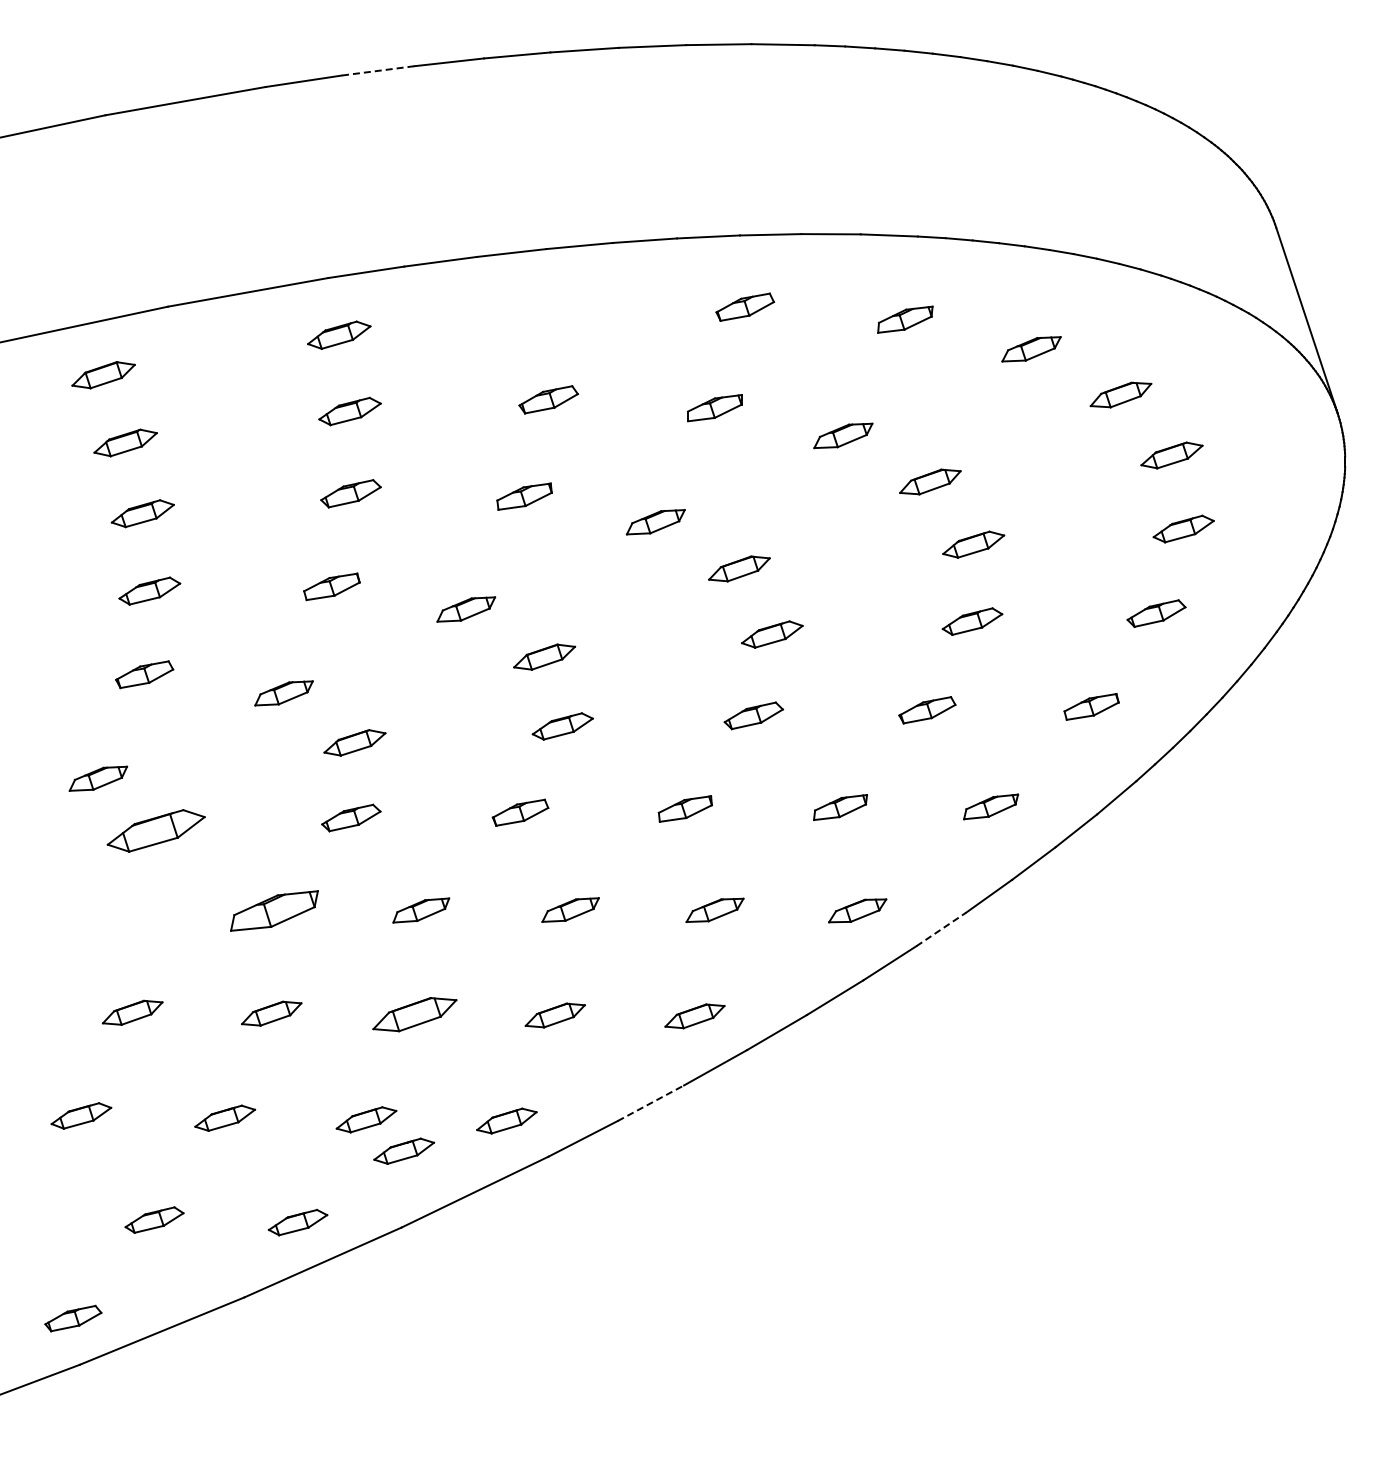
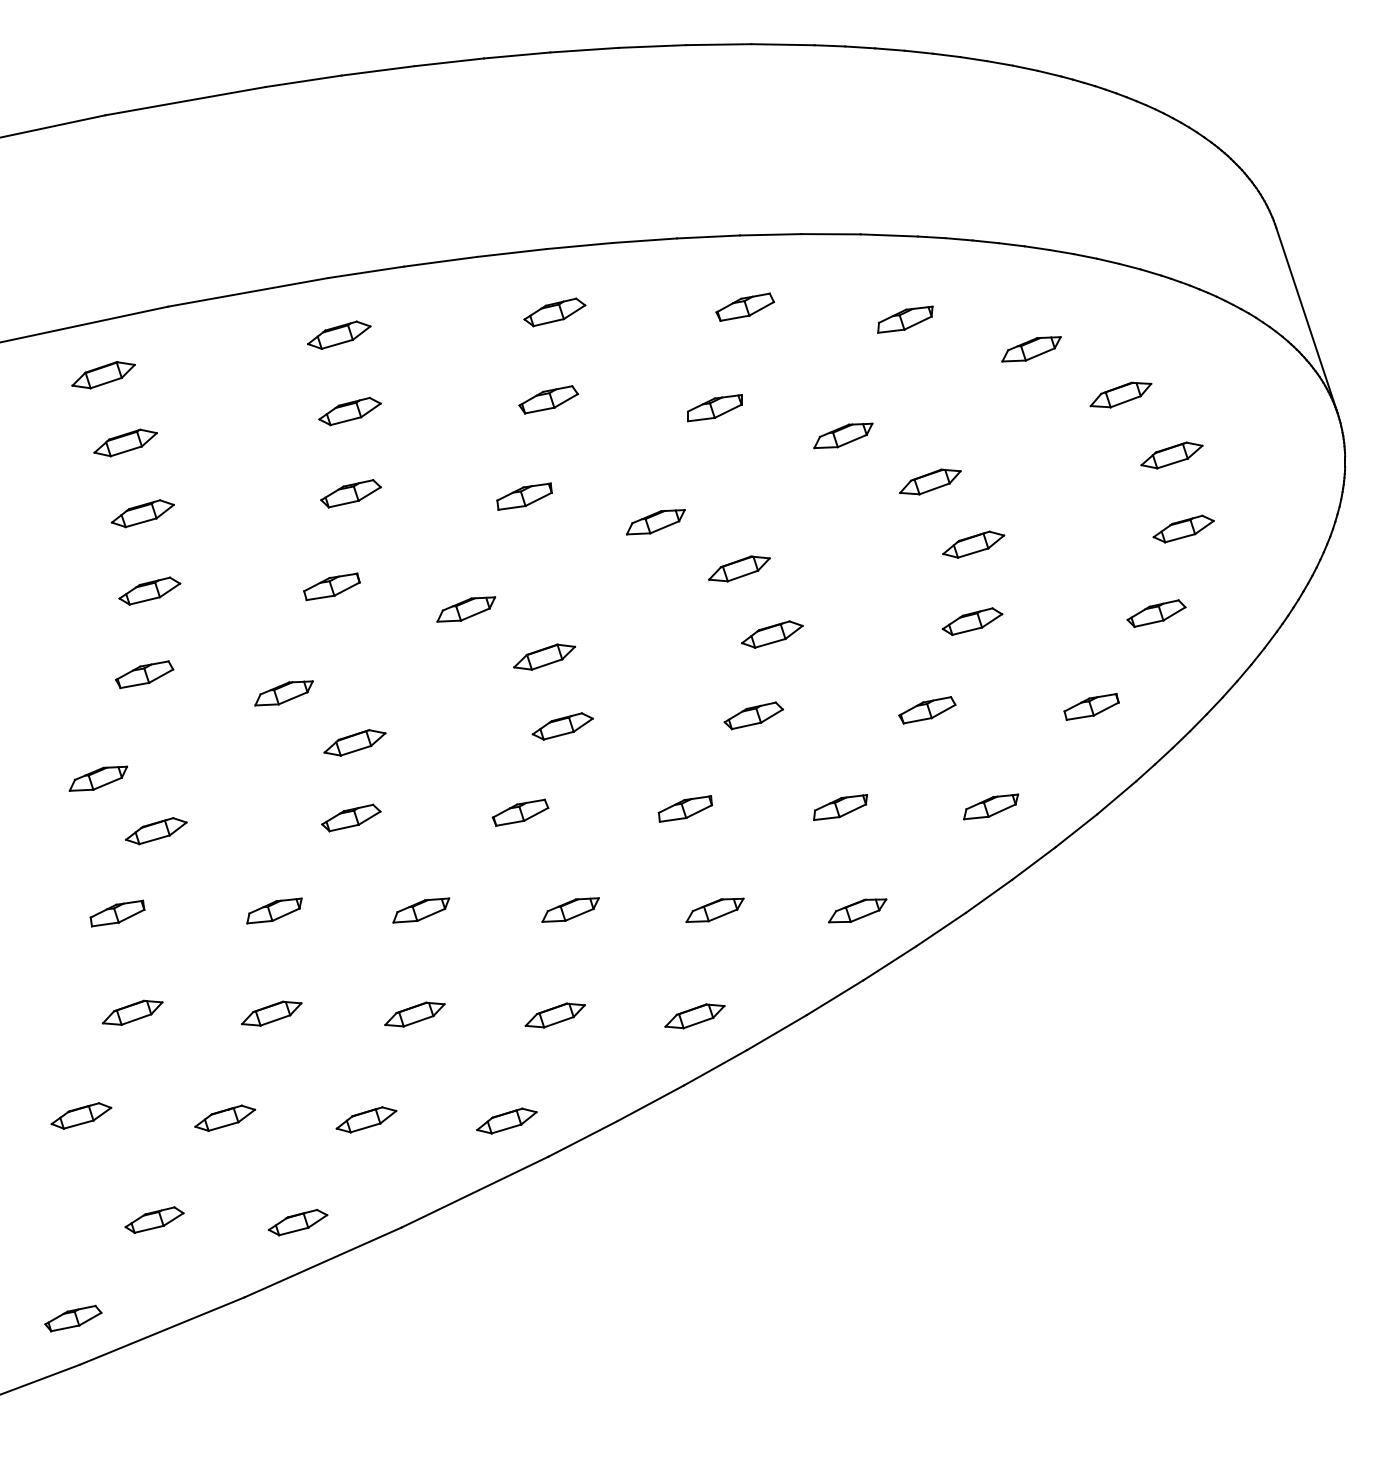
line: dashed -> solid (378, 70)
part: none -> present (554, 312)
part size: 100x44 px -> 63x29 px (156, 831)
part size: 89x42 px -> 57x28 px (274, 910)
part: none -> present (117, 913)
line: dashed -> solid (941, 929)
part size: 86x36 px -> 62x27 px (414, 1014)
line: dashed -> solid (650, 1103)
part: present -> none (404, 1150)
